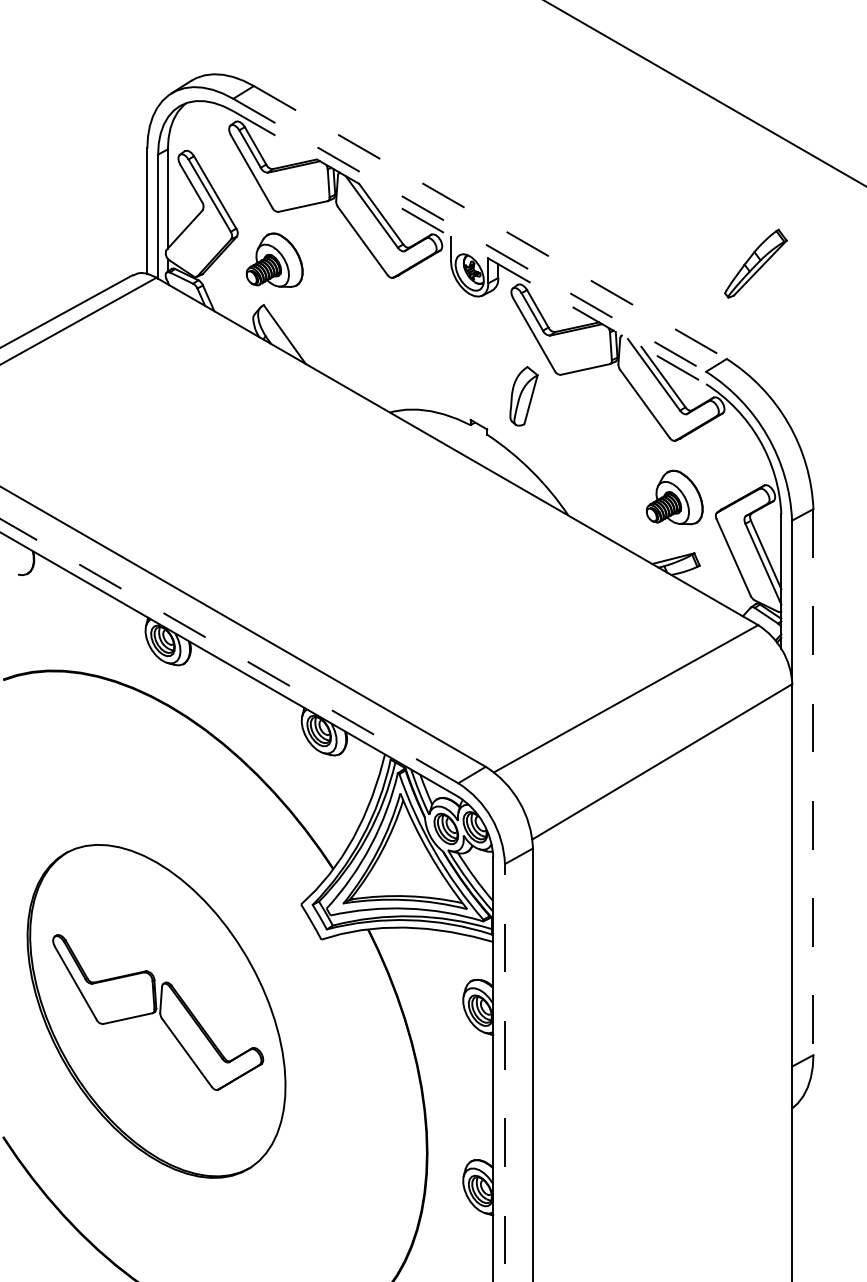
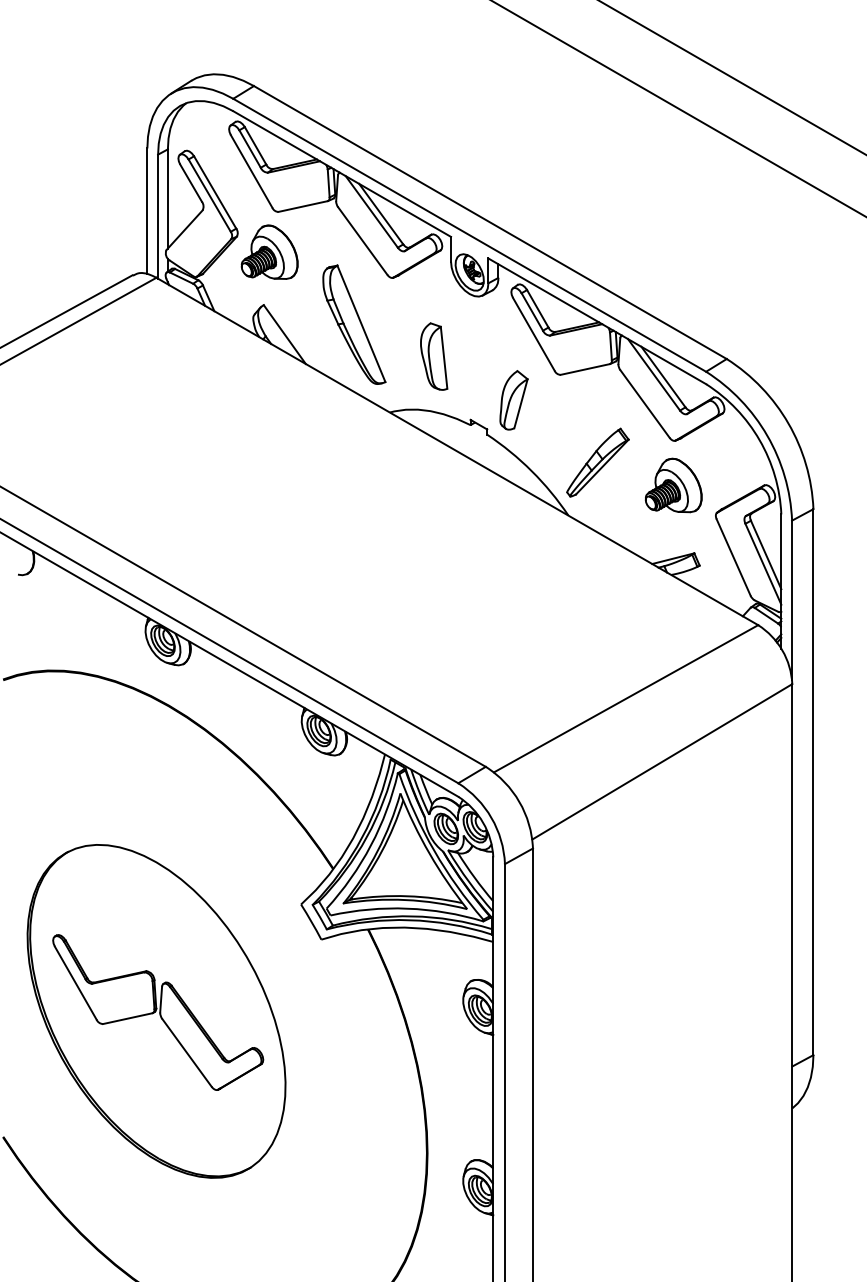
line: none -> present (732, 77)
line position: (704, 93) -> (678, 108) (678, 108)
line: dashed -> solid (342, 174)
line: dashed -> solid (490, 222)
line: dashed -> solid (469, 235)
part position: (274, 259) -> (269, 251) (269, 251)
part position: (755, 263) -> (597, 462) (597, 462)
line: dashed -> solid (597, 321)
part: none -> present (354, 324)
part: none -> present (434, 356)
part position: (523, 396) -> (513, 400) (513, 400)
part position: (674, 497) -> (673, 485) (673, 485)
line: dashed -> solid (228, 650)
line: dashed -> solid (813, 782)
line: dashed -> solid (504, 1072)
